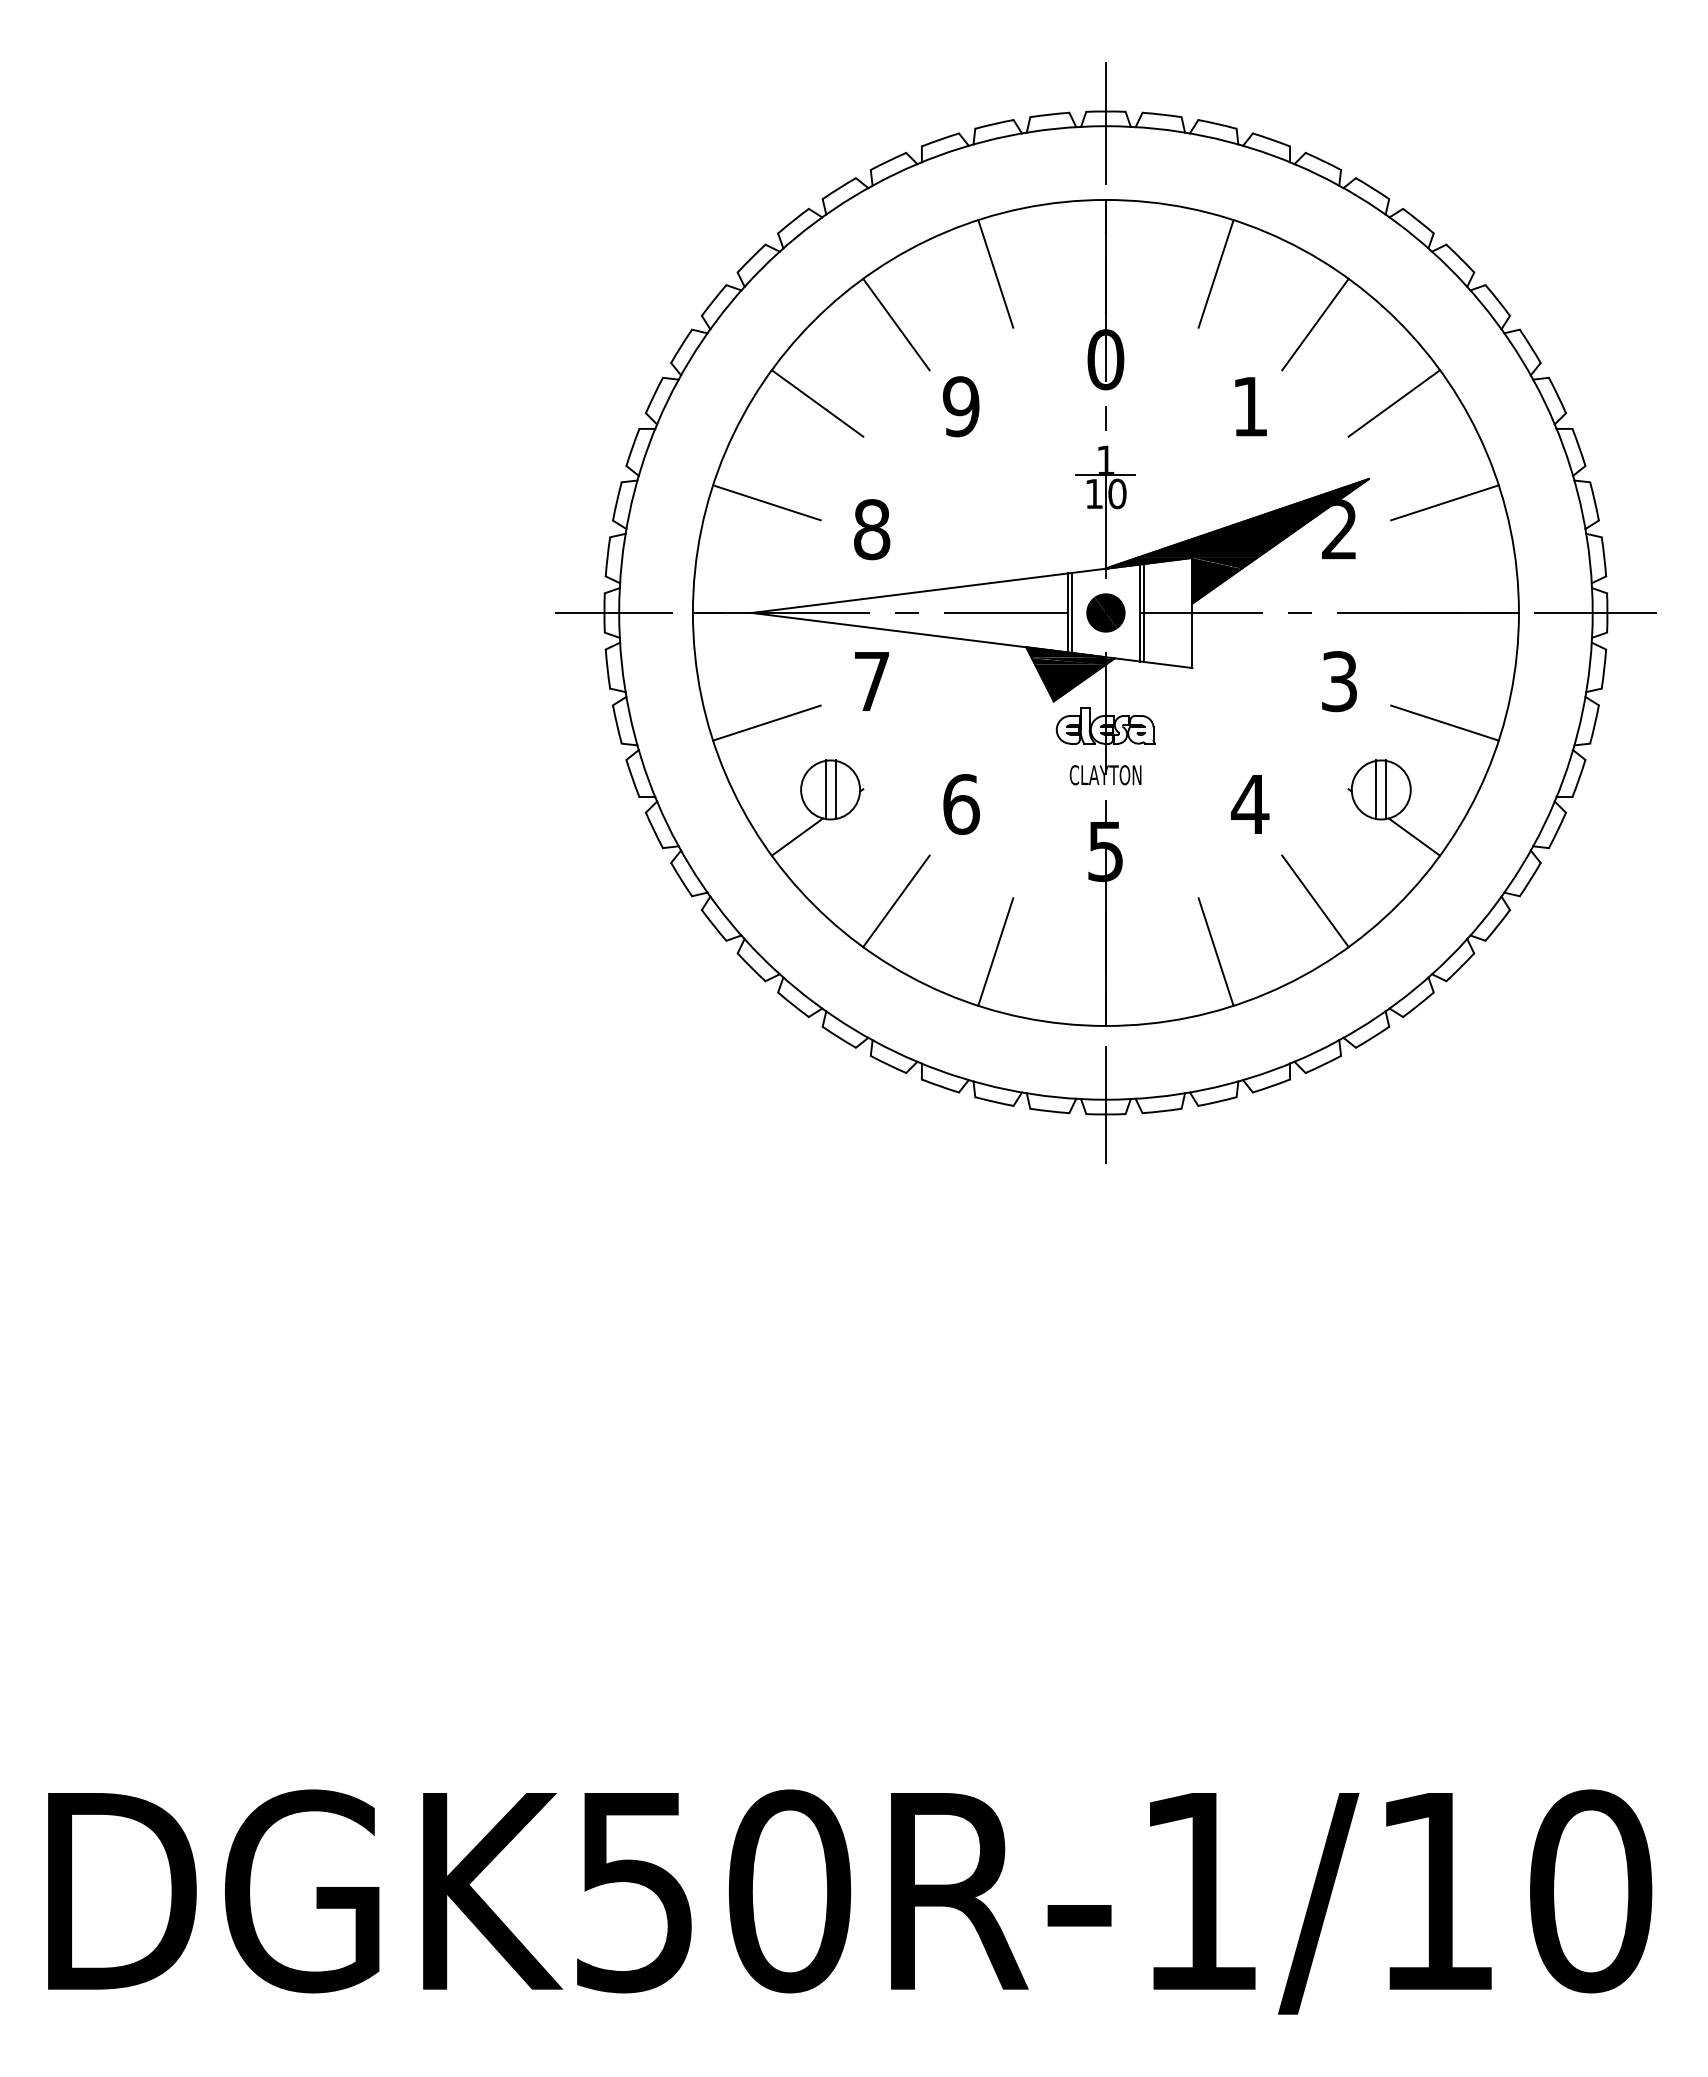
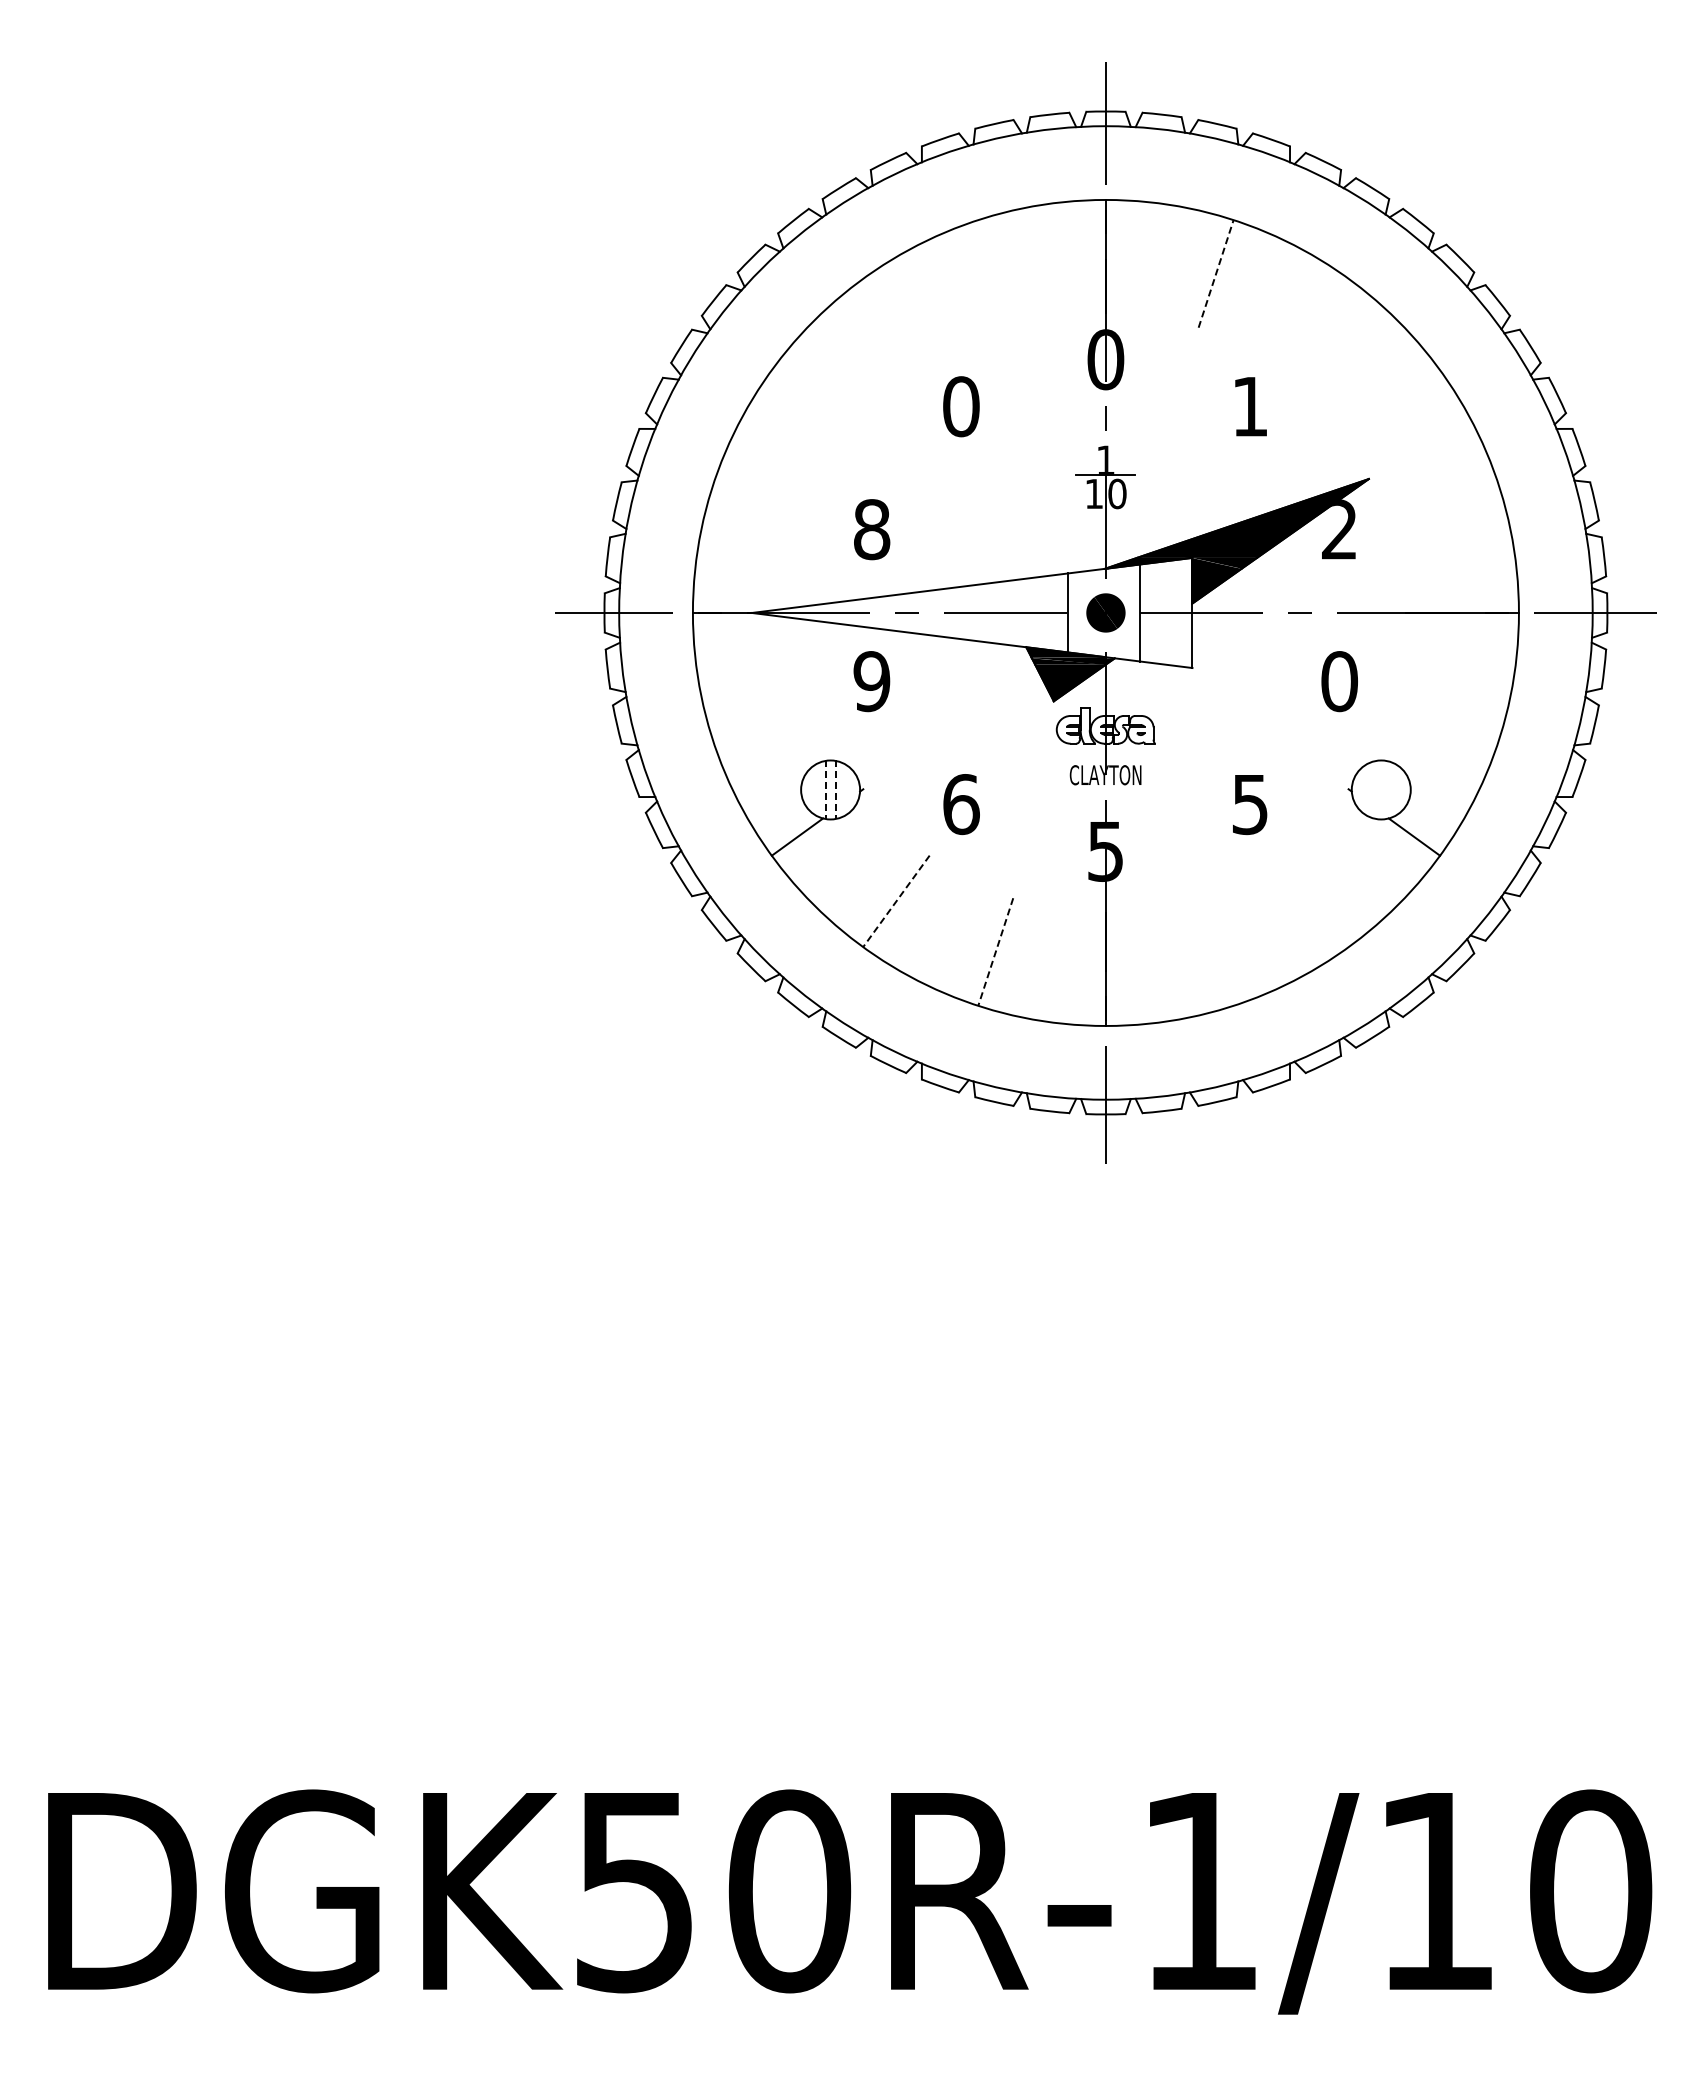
line: present -> none (995, 273)
line: solid -> dashed (1216, 273)
line: present -> none (896, 324)
line: present -> none (1315, 324)
line: present -> none (817, 403)
line: present -> none (1394, 403)
text: 9 -> 0 (960, 406)
line: present -> none (766, 502)
line: present -> none (1444, 502)
line: present -> none (1071, 612)
line: present -> none (1144, 612)
text: 7 -> 9 (871, 681)
text: 3 -> 0 (1339, 681)
line: present -> none (766, 722)
line: present -> none (1444, 722)
line: present -> none (1376, 789)
line: present -> none (1386, 789)
line: solid -> dashed (825, 790)
line: solid -> dashed (835, 790)
text: 4 -> 5 (1249, 805)
line: solid -> dashed (896, 901)
line: present -> none (1315, 901)
line: solid -> dashed (995, 951)
line: present -> none (1215, 951)
